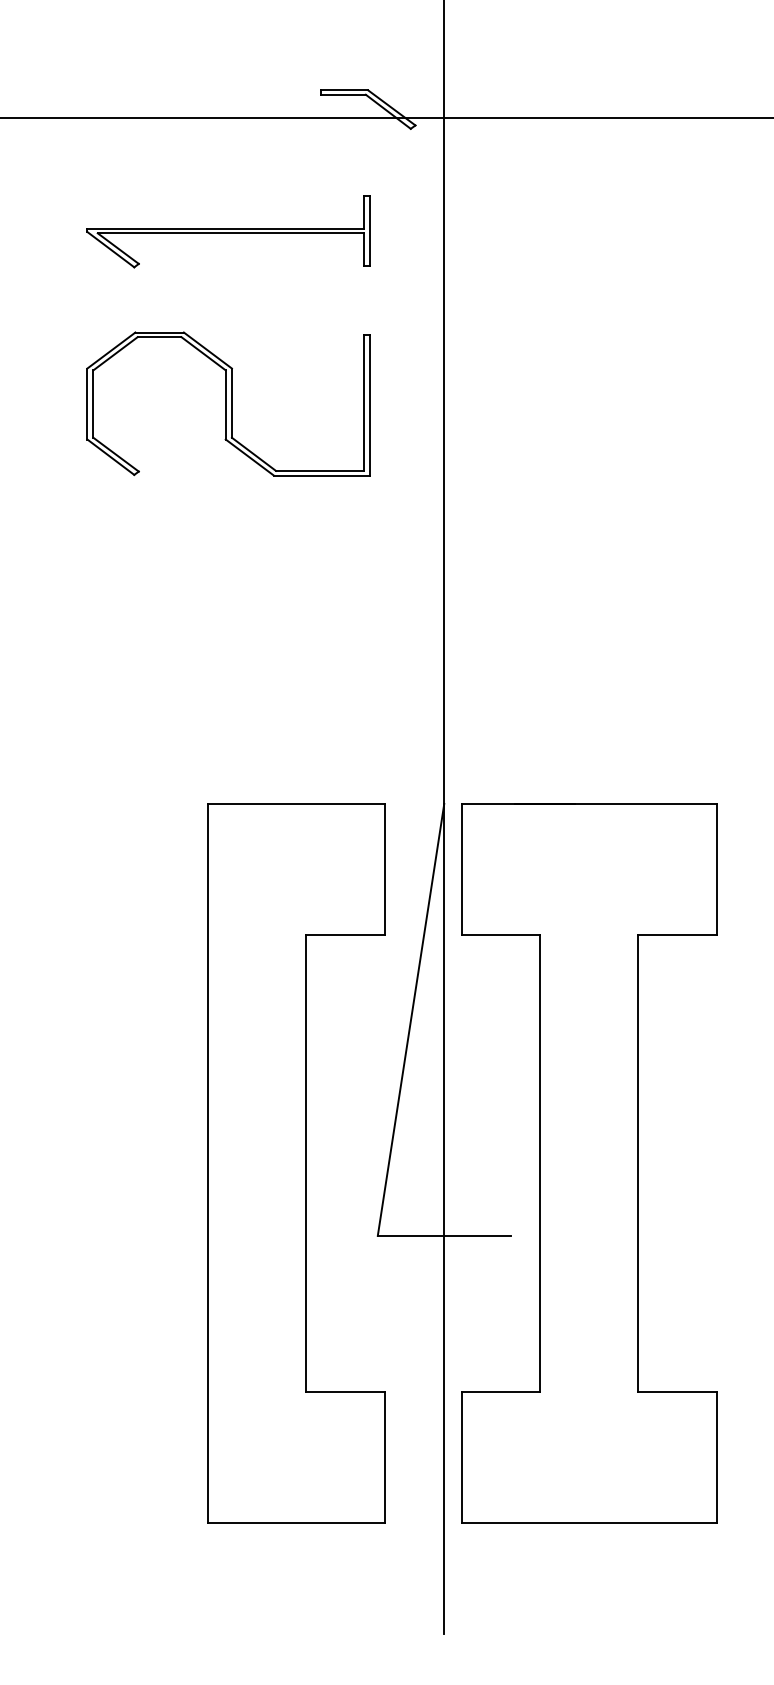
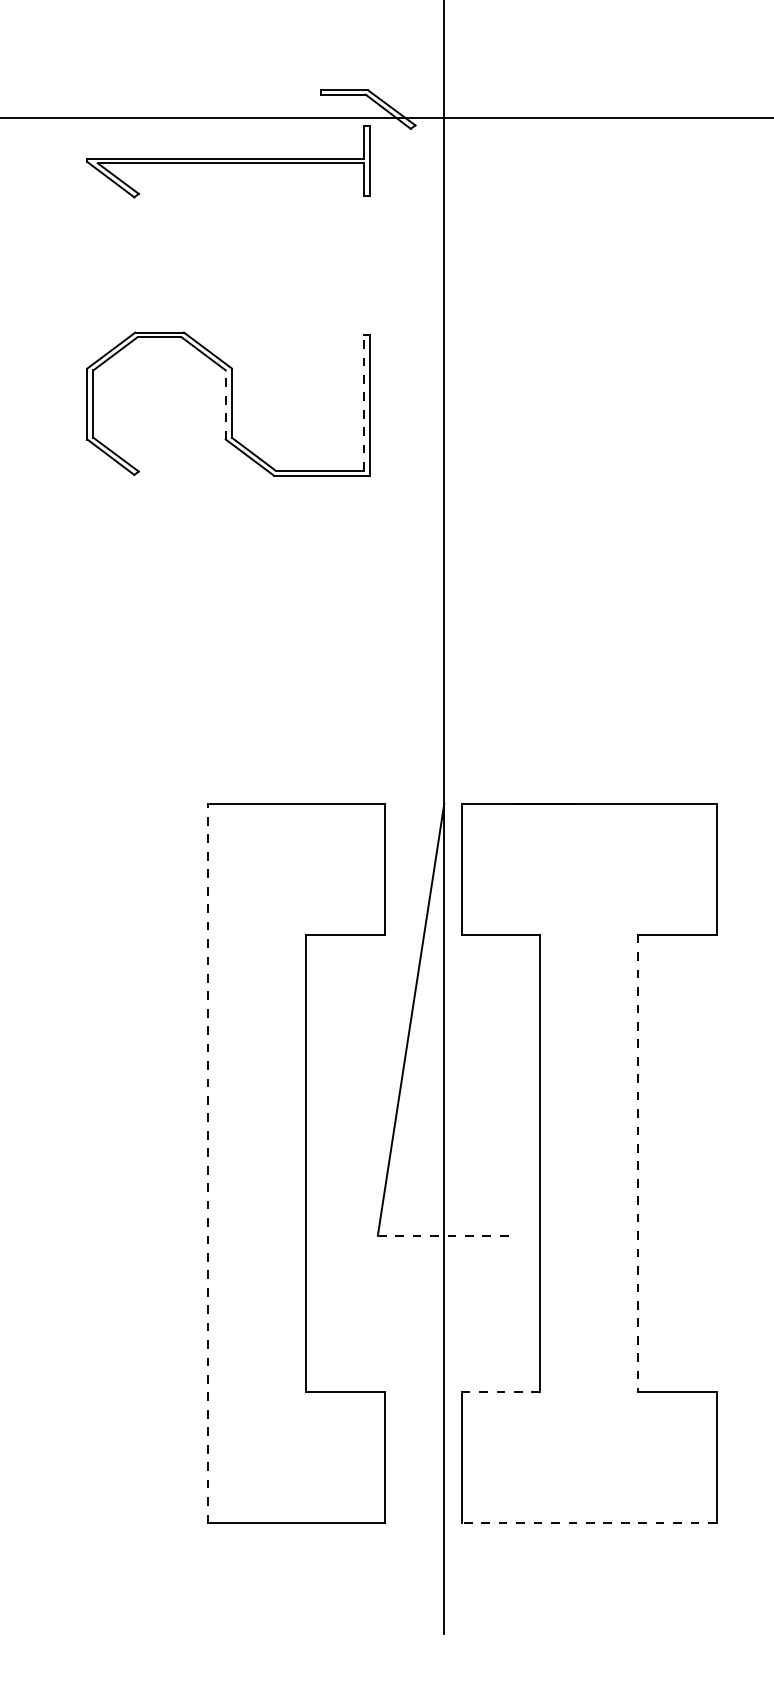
part position: (228, 231) -> (228, 161) (228, 161)
line: solid -> dashed (364, 402)
line: solid -> dashed (225, 404)
line: solid -> dashed (207, 1163)
line: solid -> dashed (638, 1163)
line: solid -> dashed (444, 1235)
line: solid -> dashed (501, 1392)
line: solid -> dashed (589, 1523)
